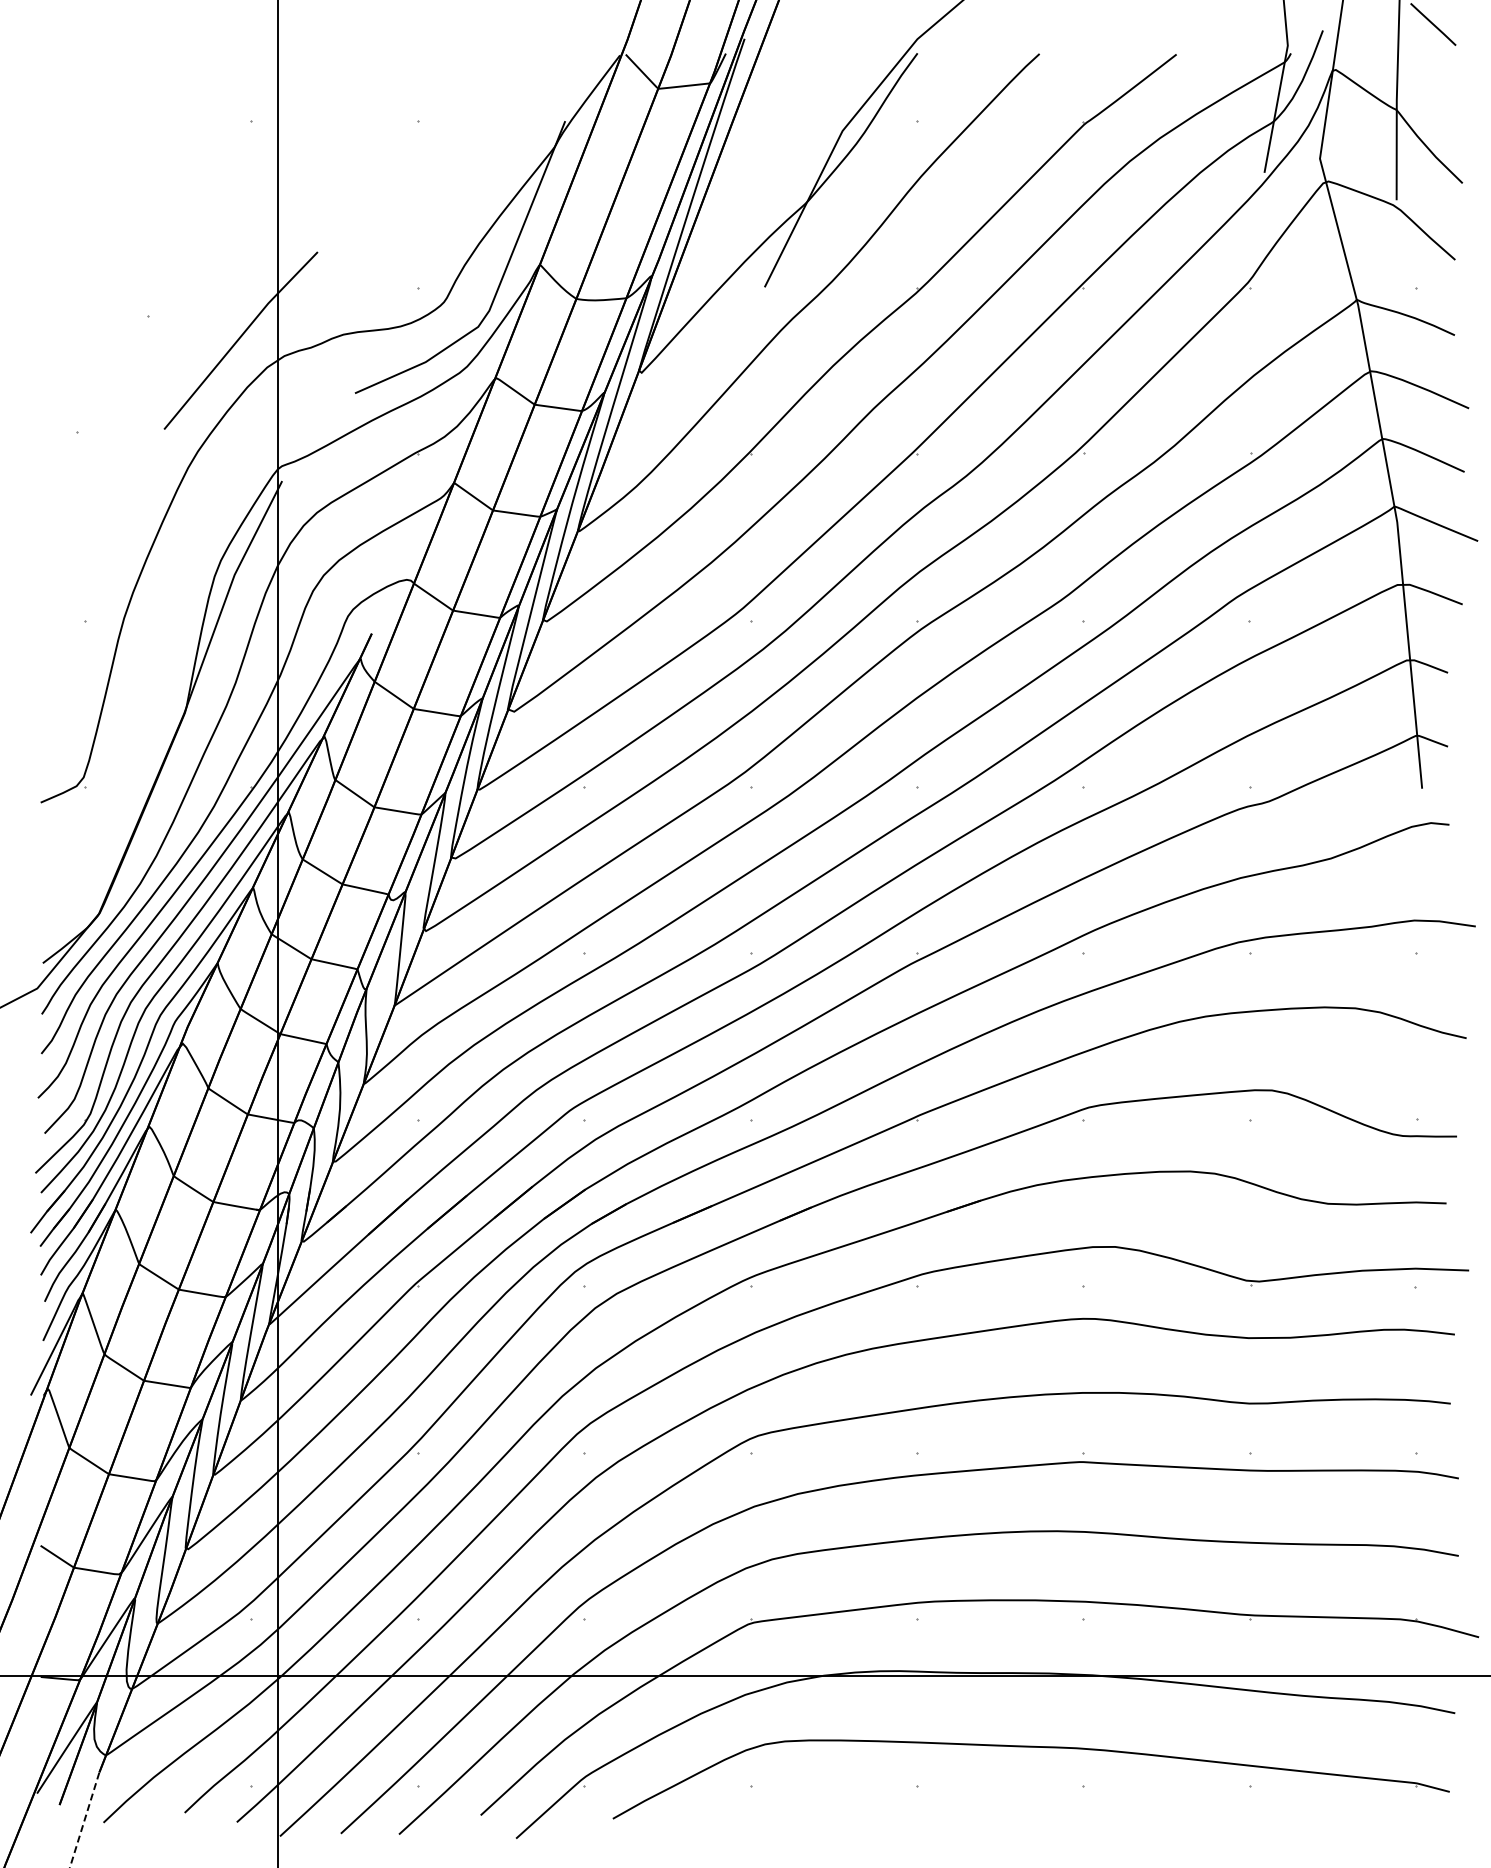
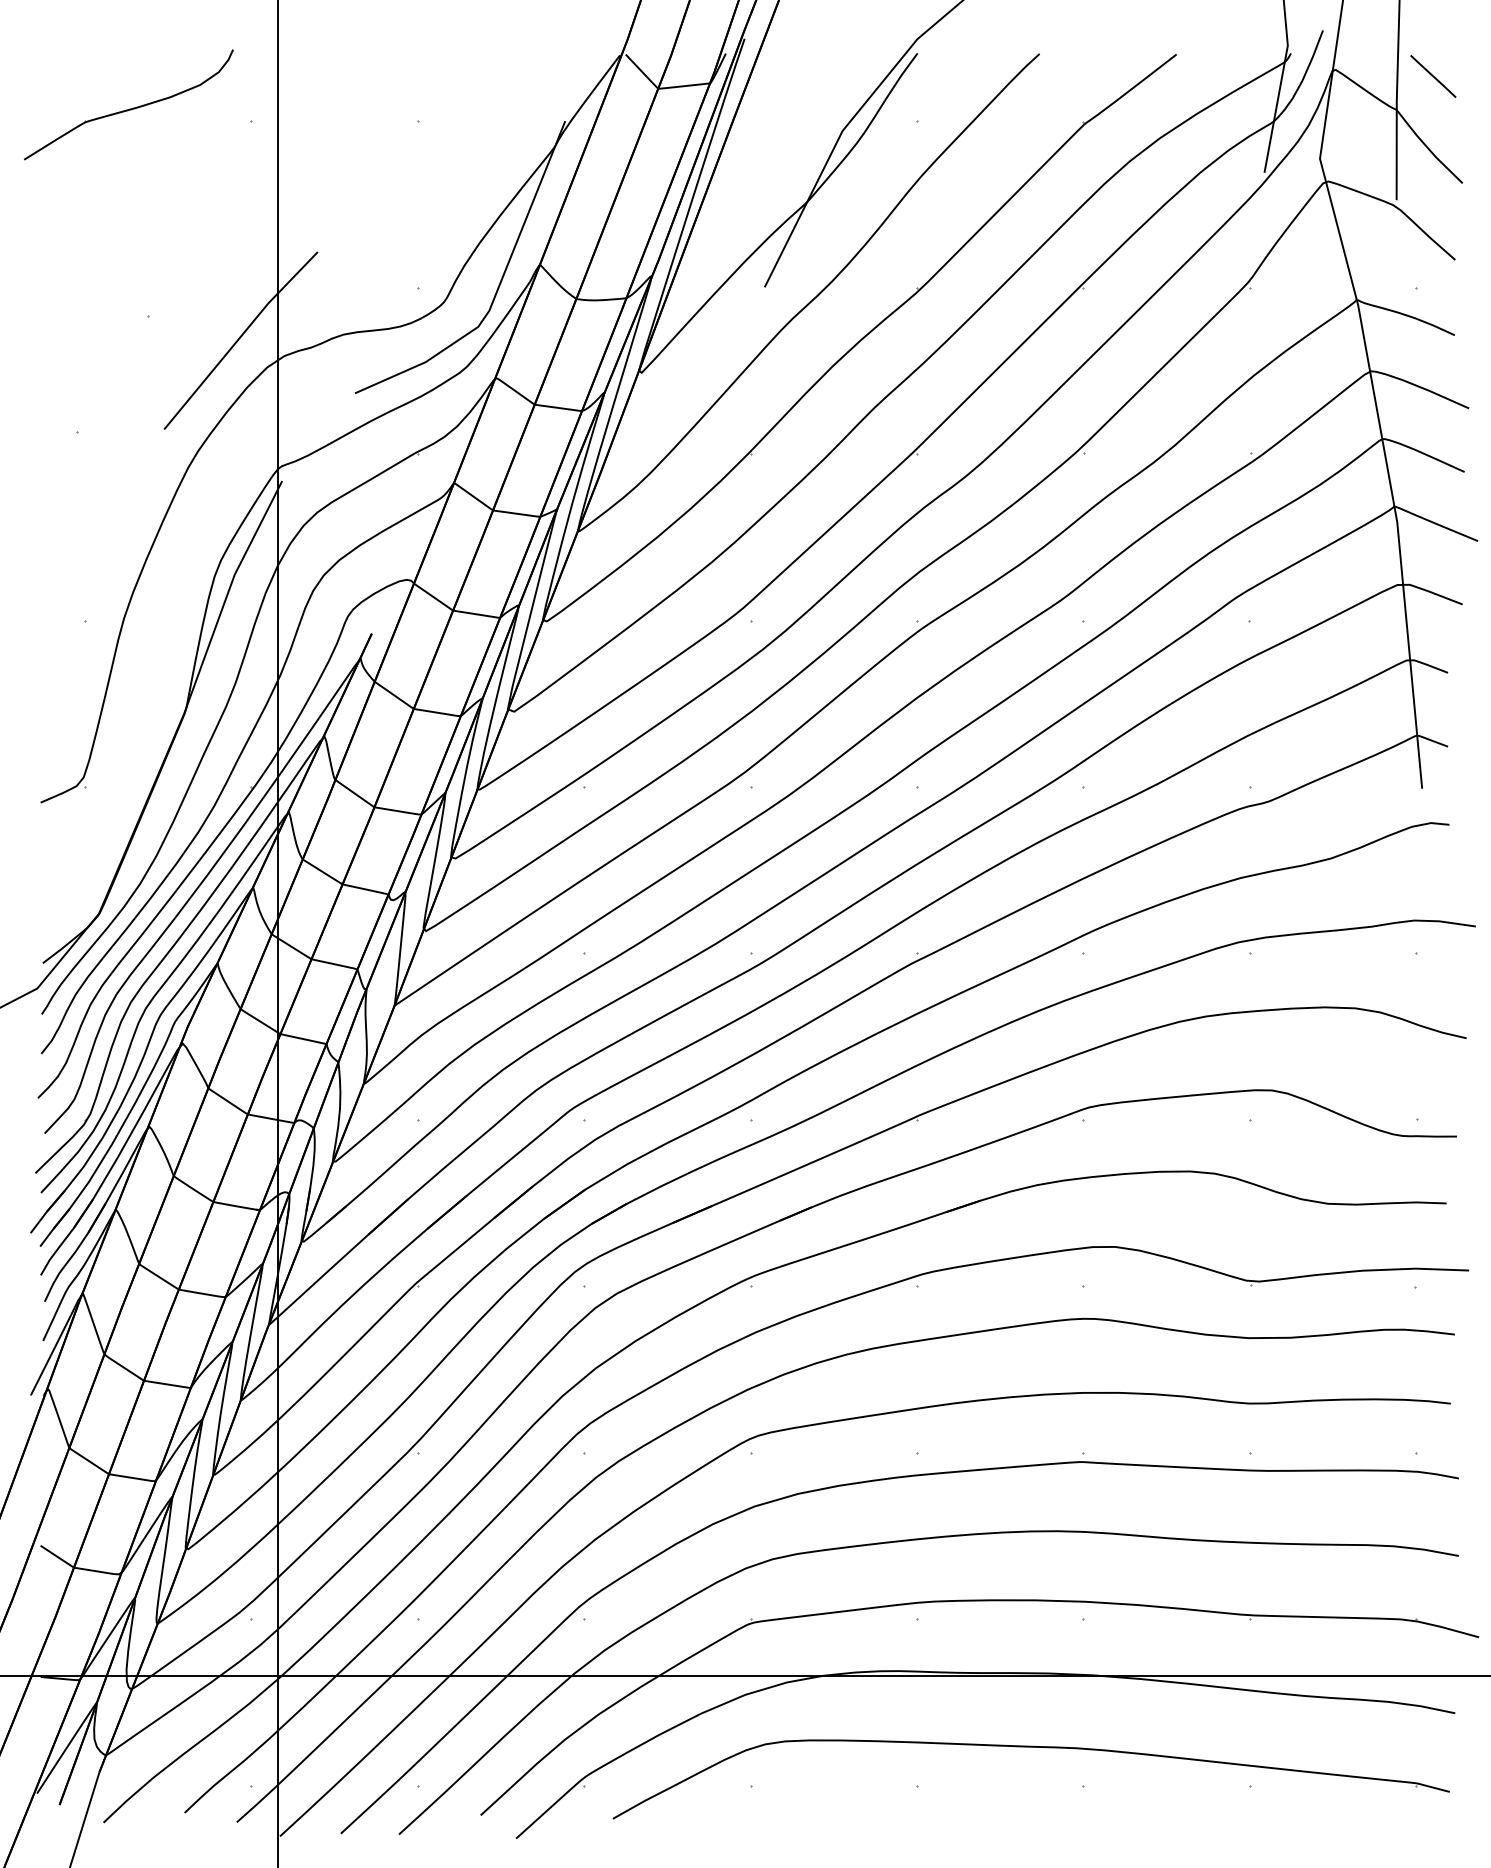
line position: (1433, 24) -> (1433, 76) (1433, 76)
part: none -> present (128, 104)
line: dashed -> solid (84, 1819)
